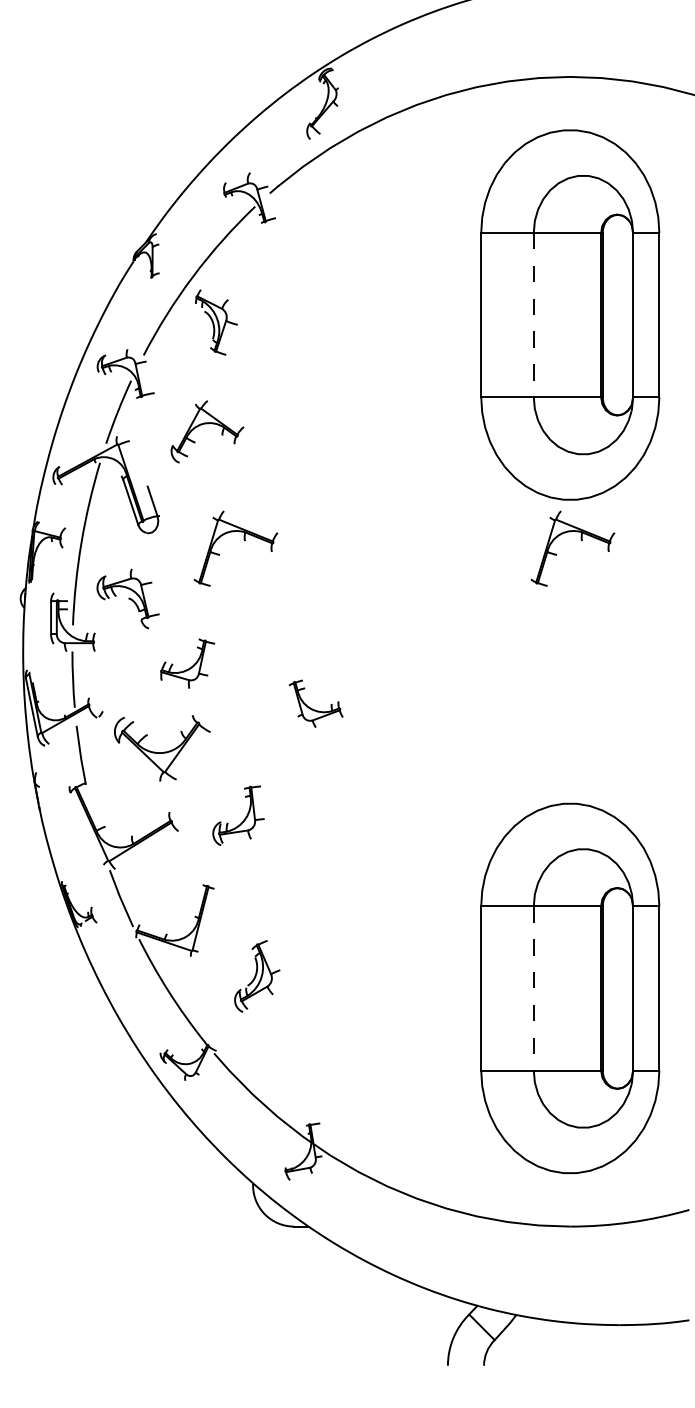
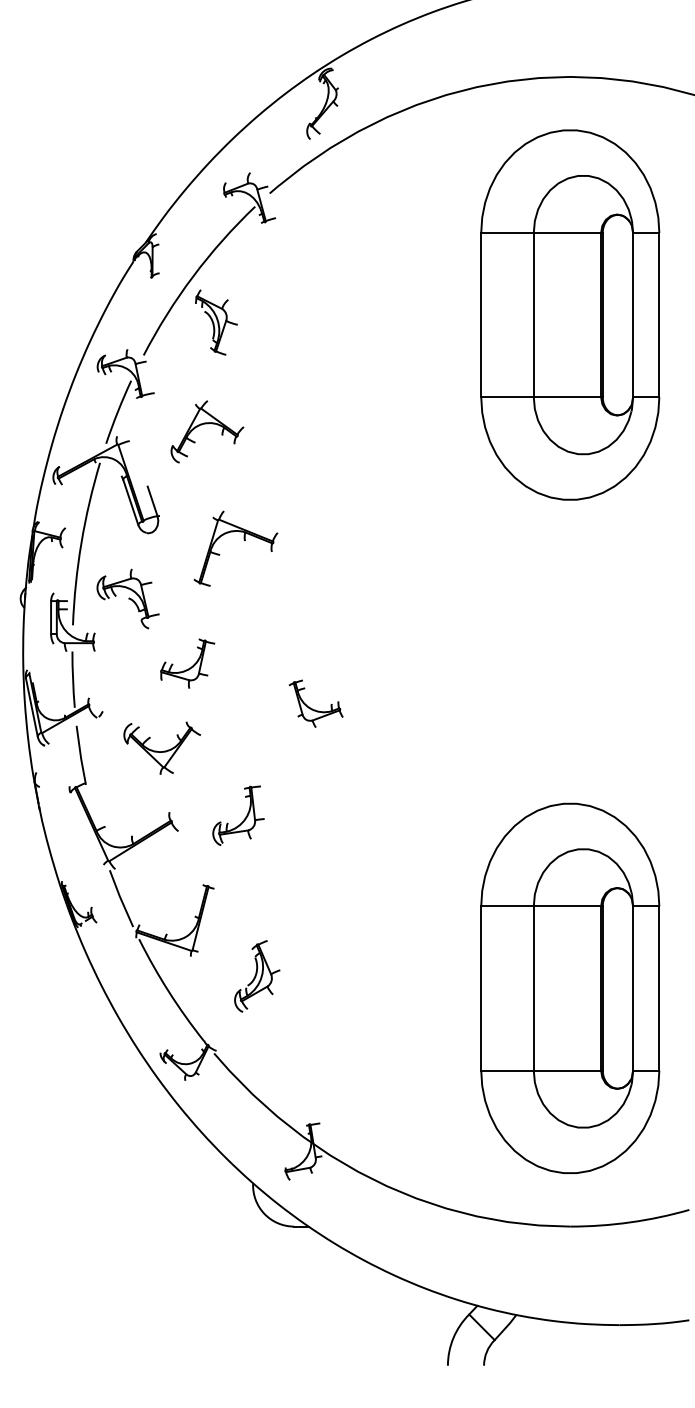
line: dashed -> solid (533, 315)
part: present -> none (581, 541)
part size: 97x67 px -> 78x54 px (161, 747)
line: dashed -> solid (533, 988)
